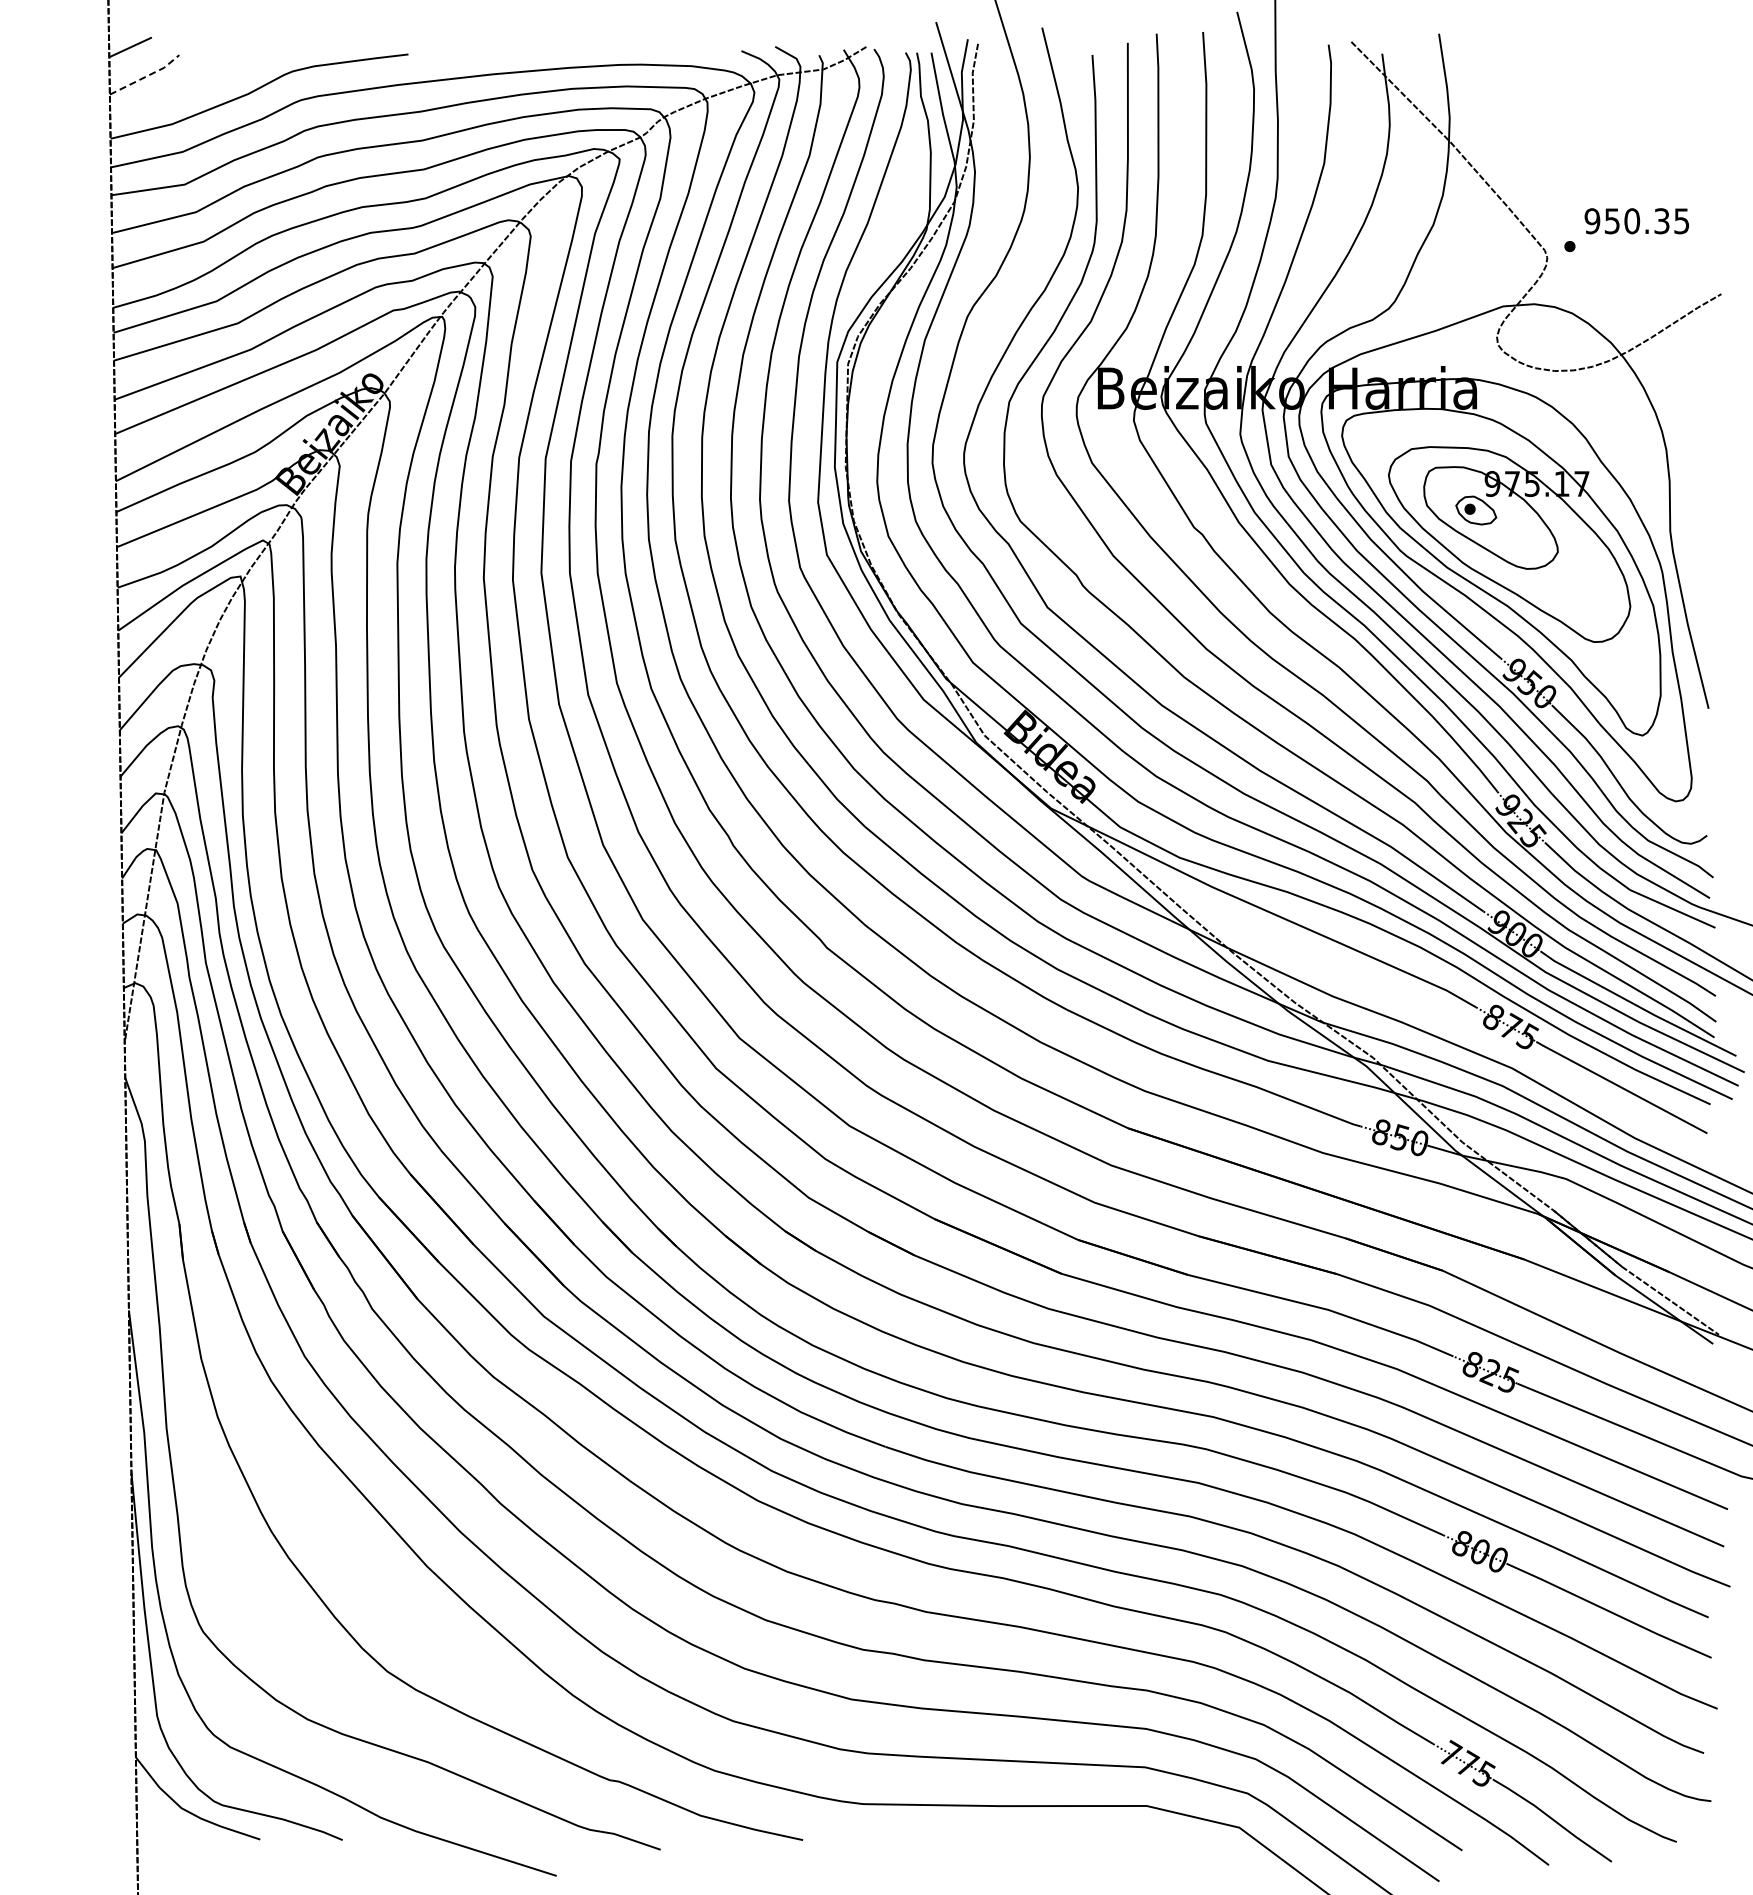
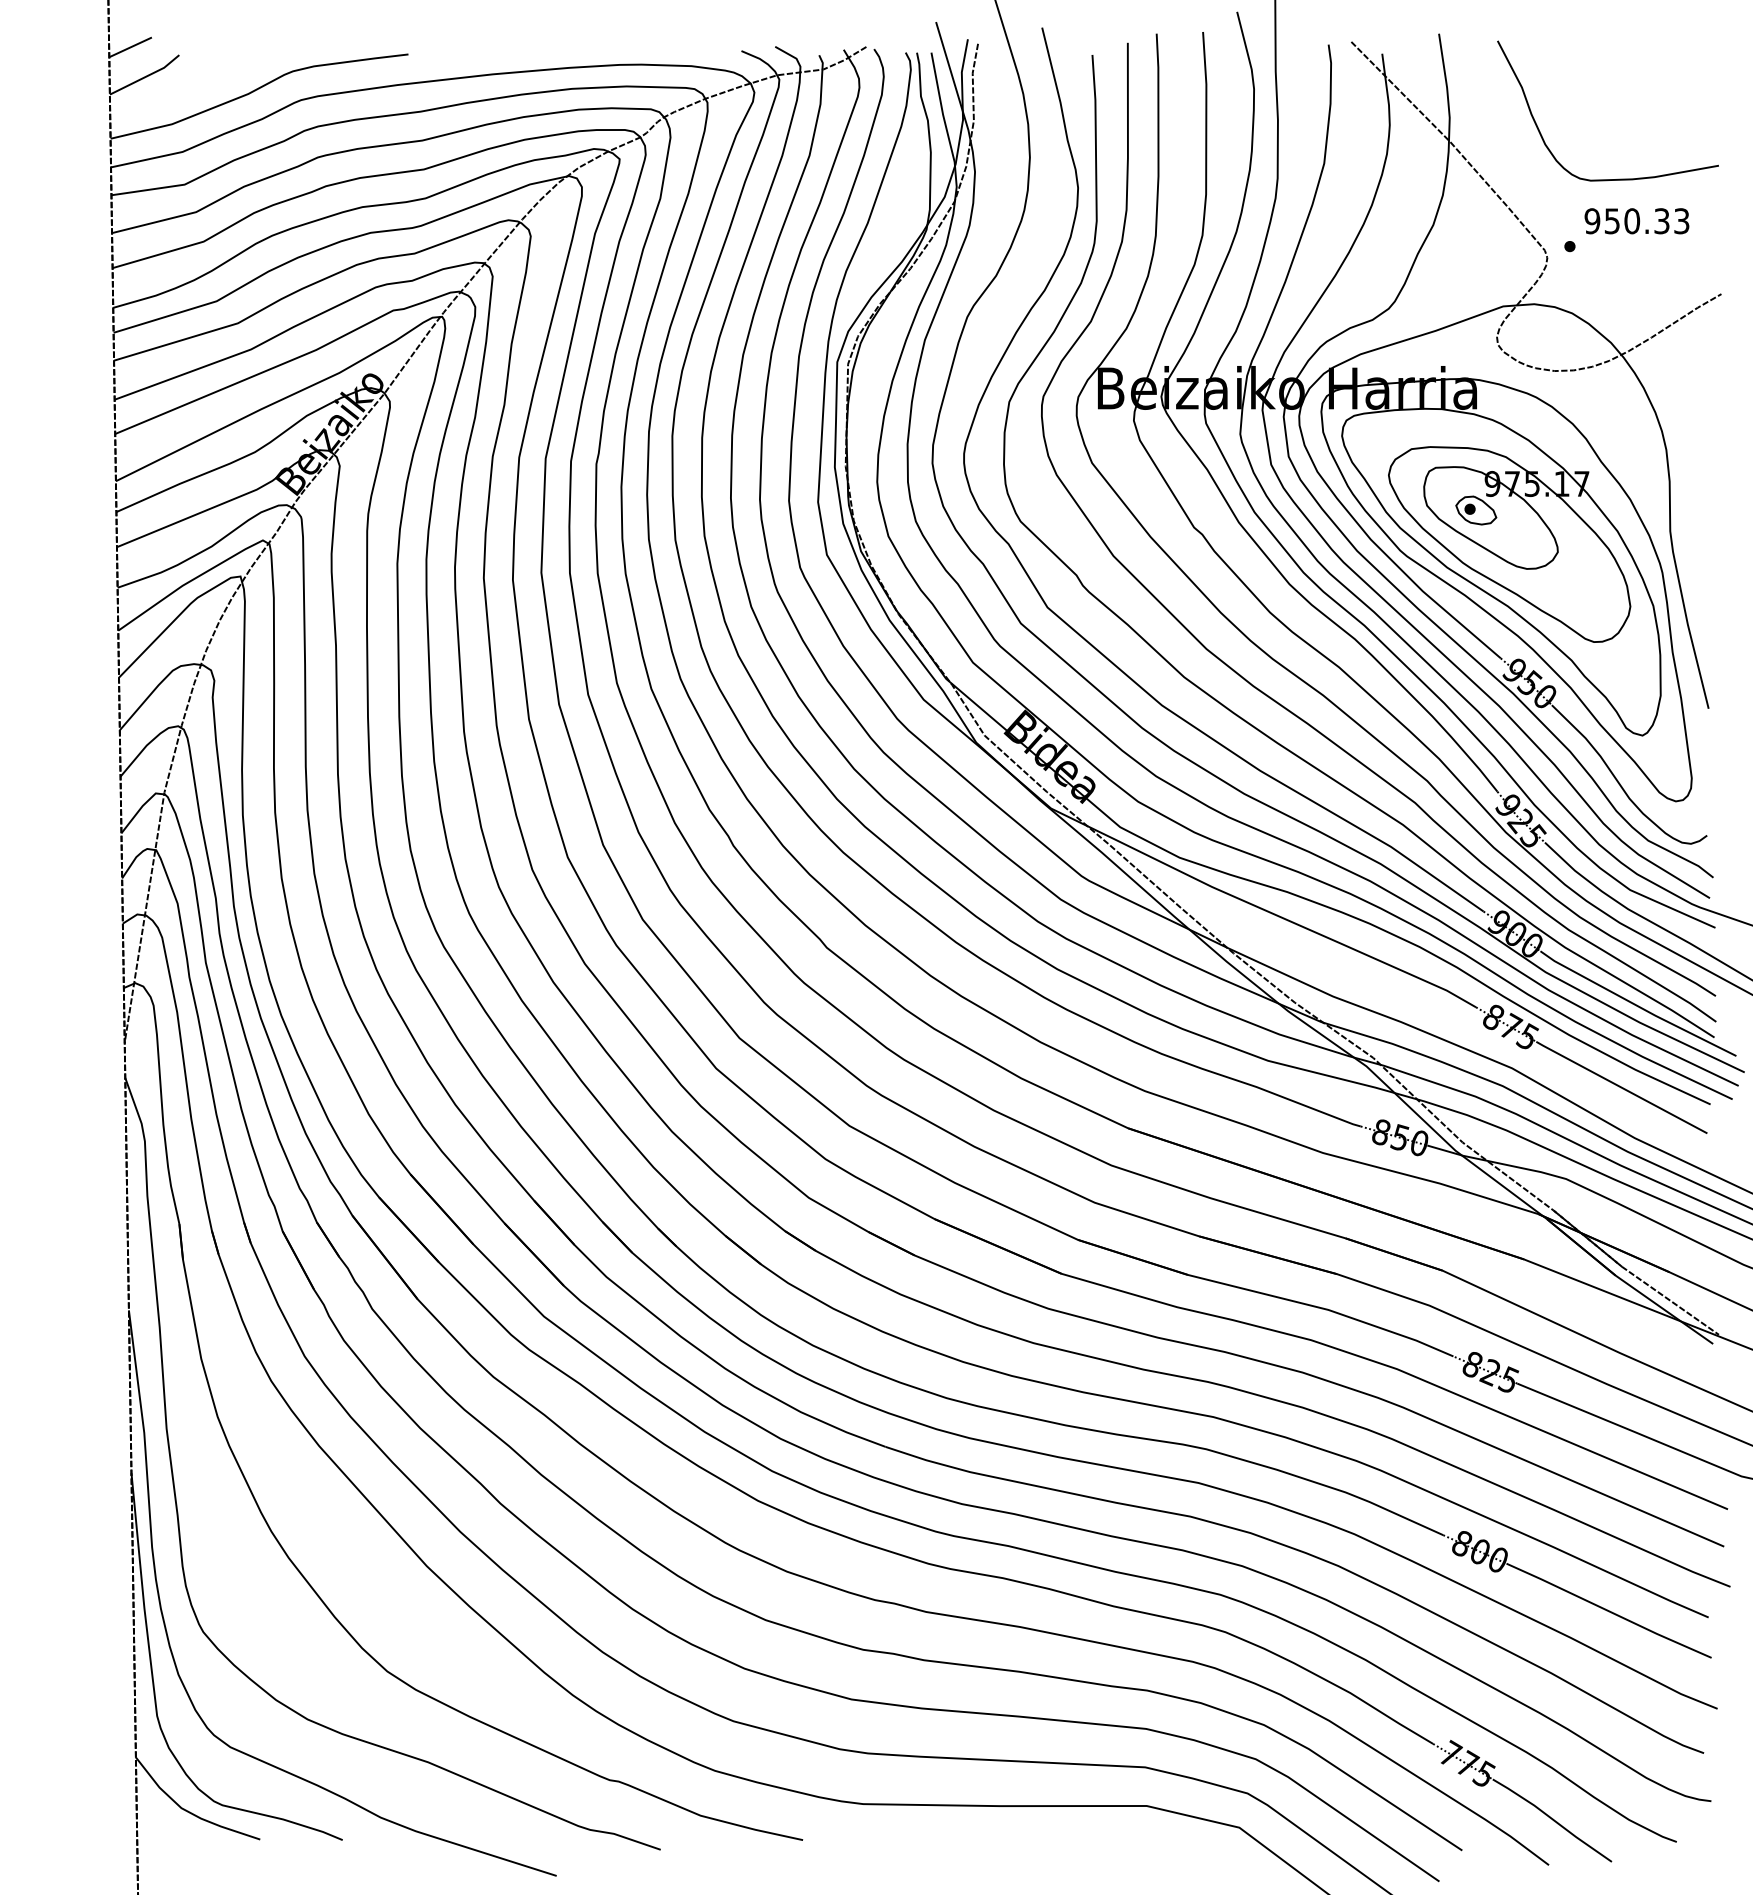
line: dashed -> solid (146, 76)
curve: none -> present (1618, 178)
text: 950.35 -> 950.33 (1682, 220)
